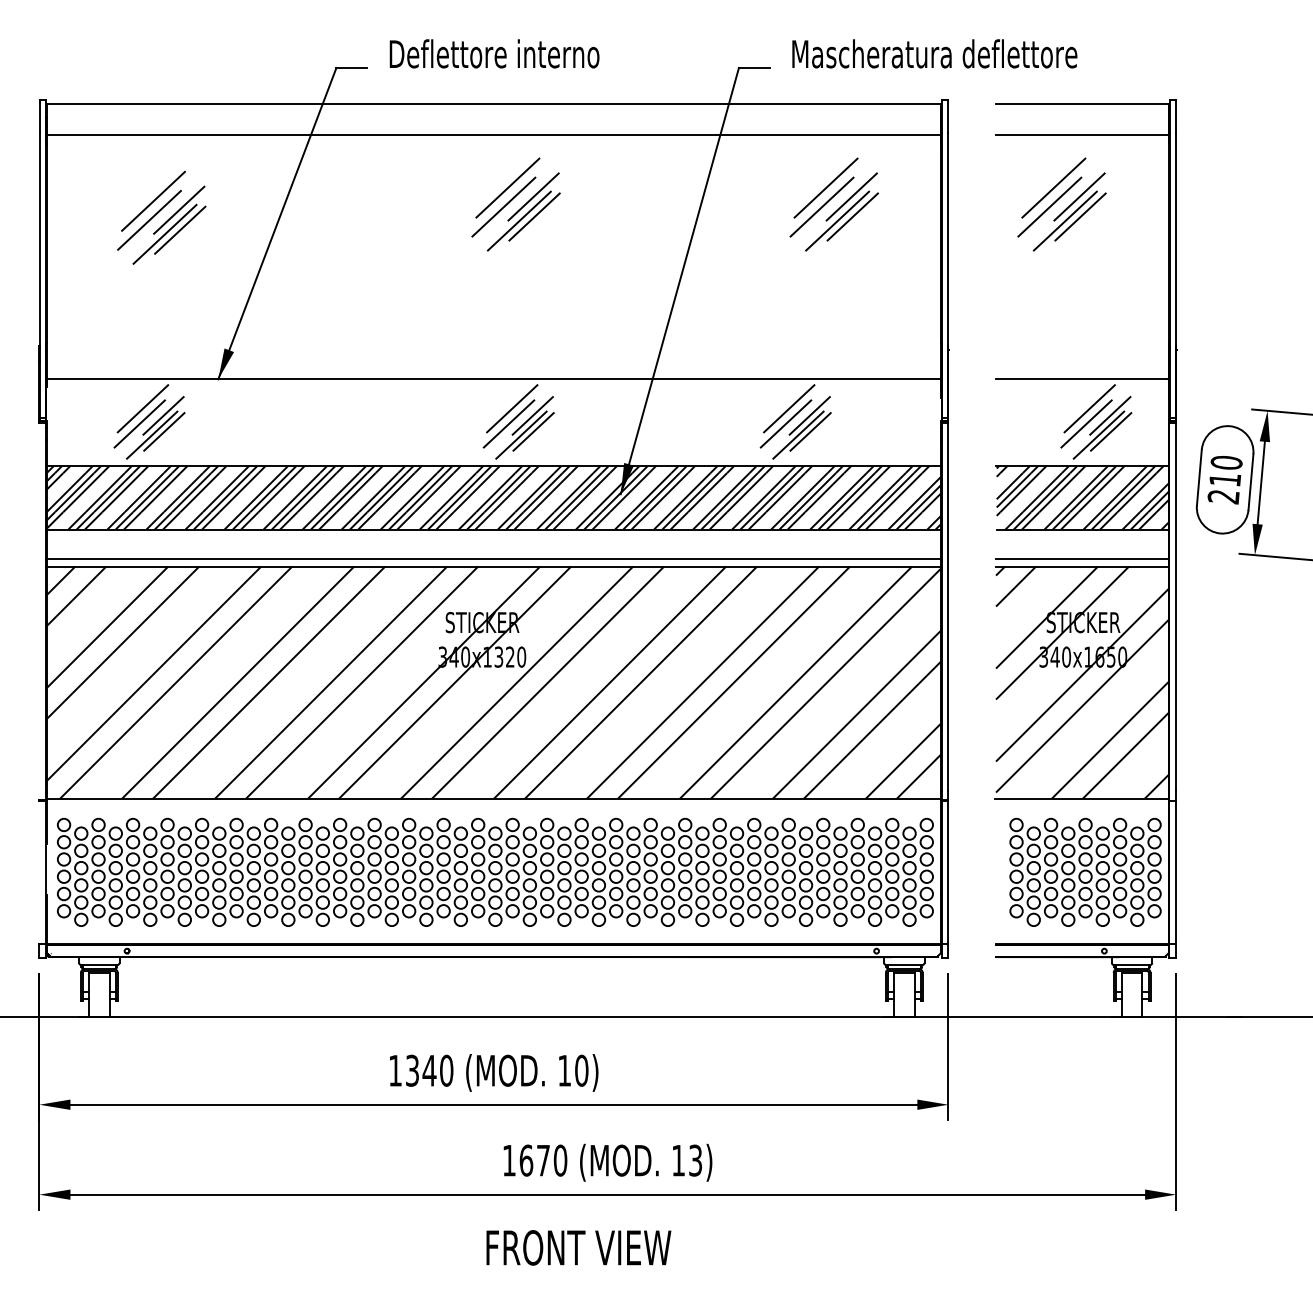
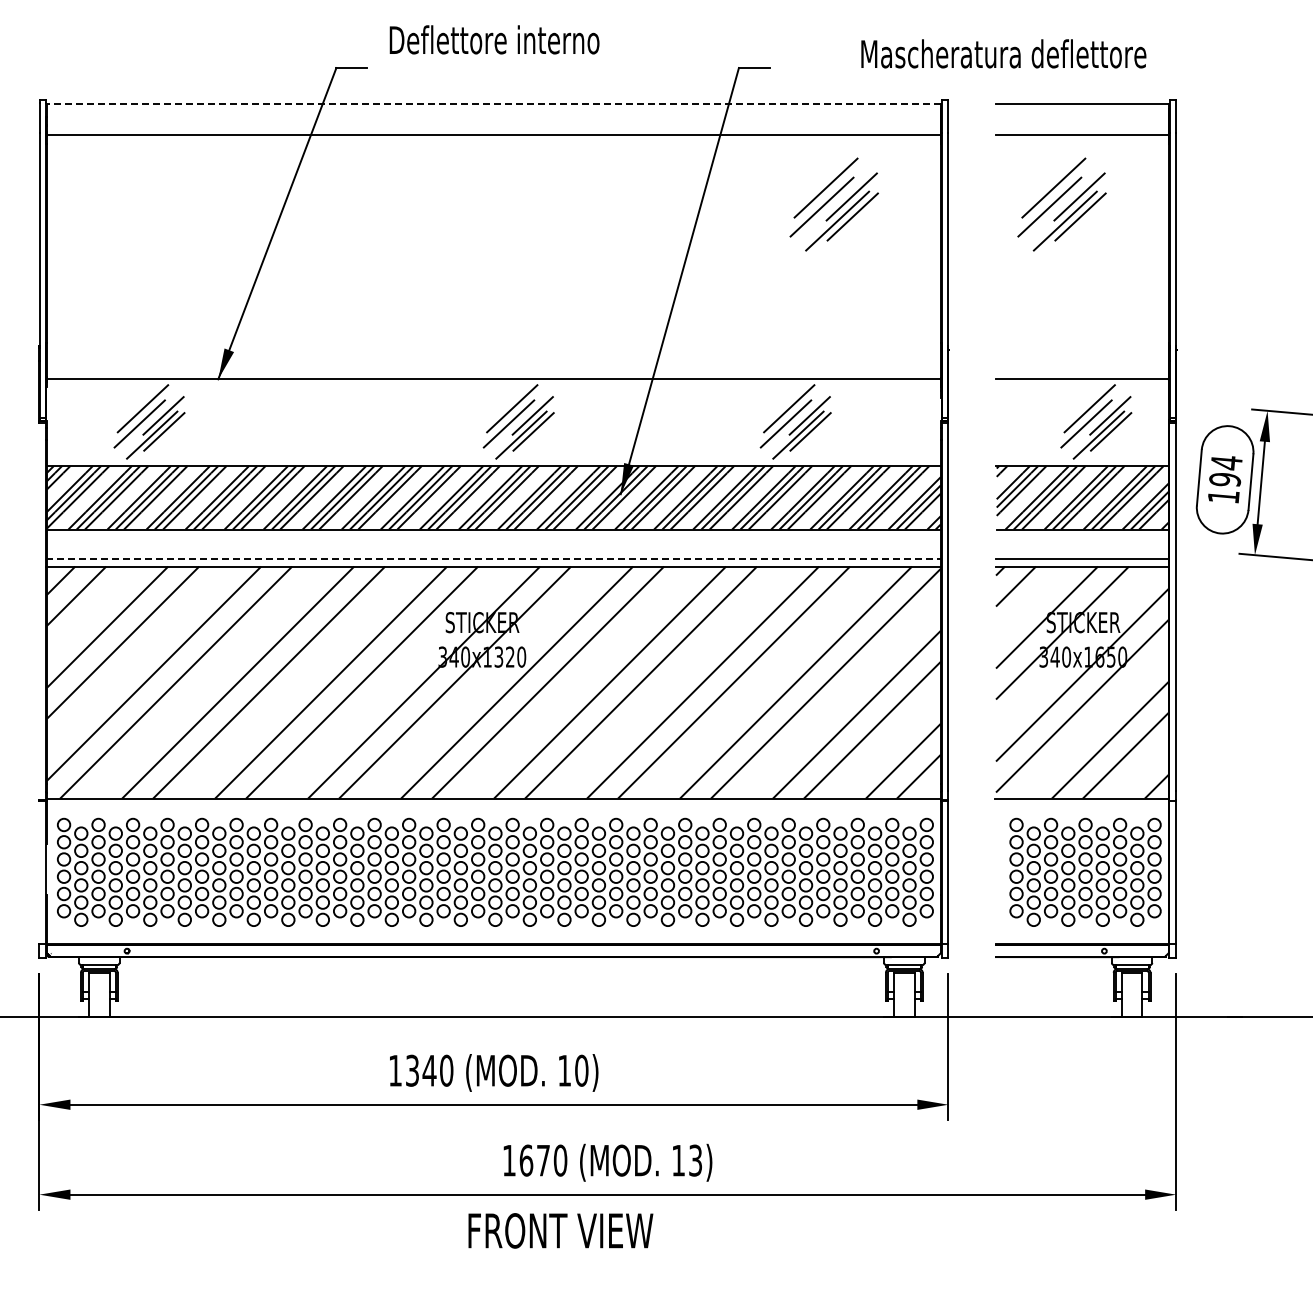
text position: (494, 53) -> (494, 39) (494, 39)
text position: (934, 53) -> (1003, 53) (1003, 53)
line: solid -> dashed (493, 104)
part: present -> none (515, 204)
part: present -> none (161, 217)
text: 210 -> 194 (1224, 479)
line: solid -> dashed (494, 558)
text position: (578, 1247) -> (560, 1230) (560, 1230)
